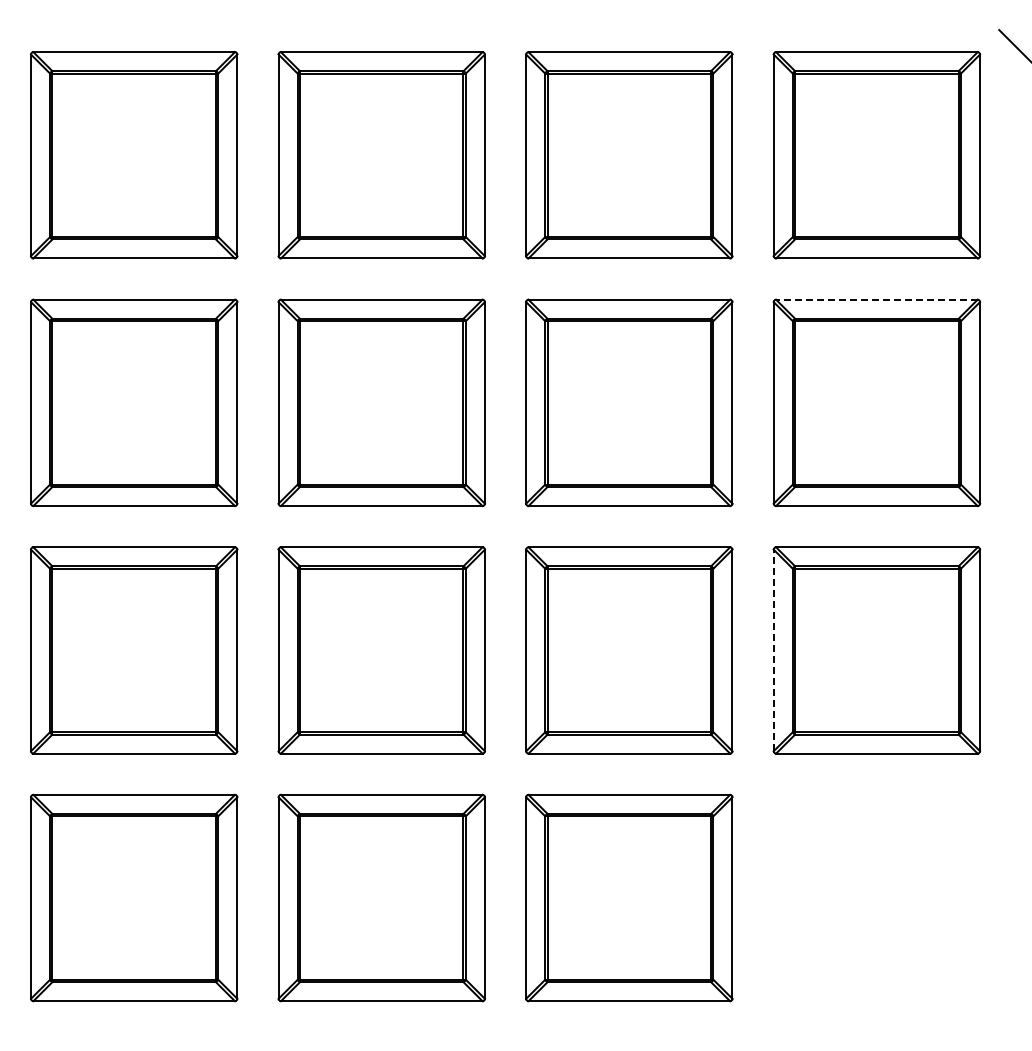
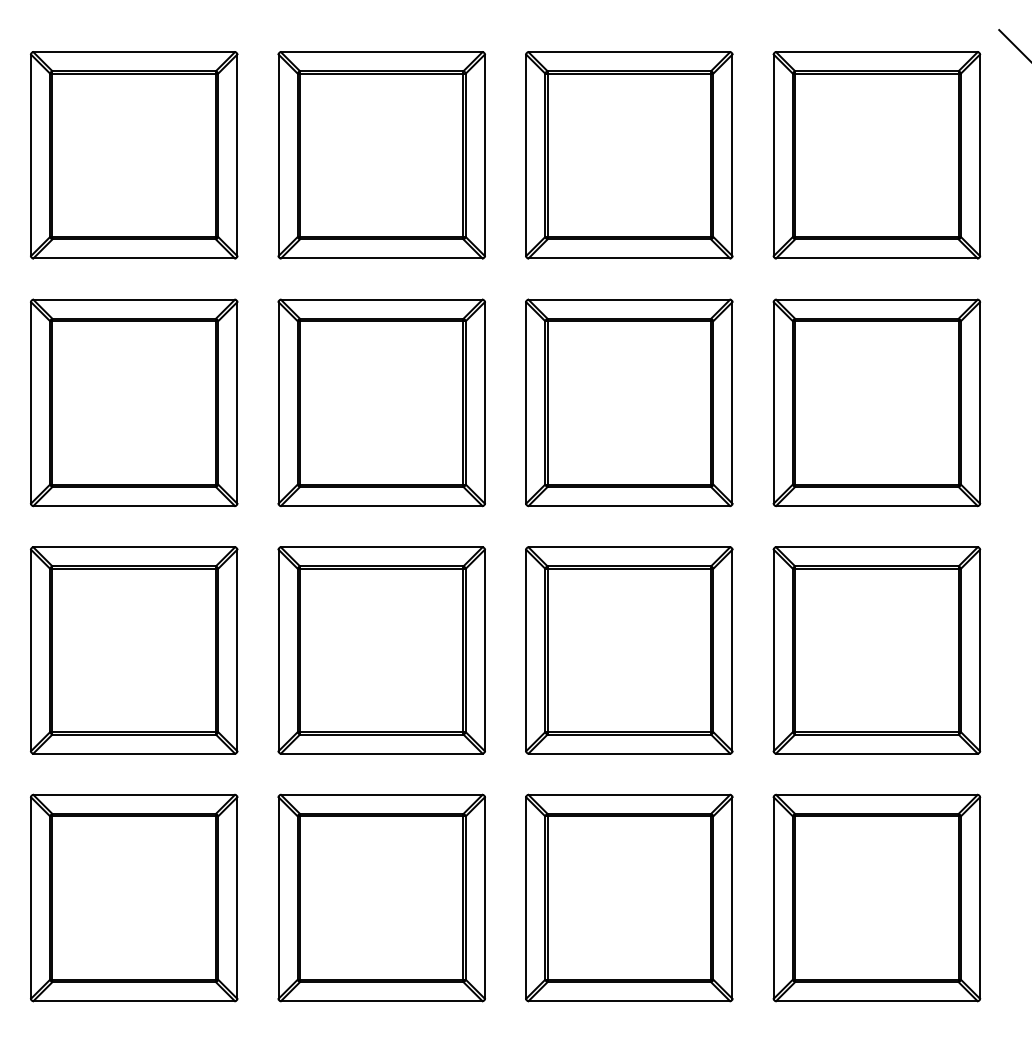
line: dashed -> solid (876, 299)
line: dashed -> solid (773, 650)
part: none -> present (876, 897)
